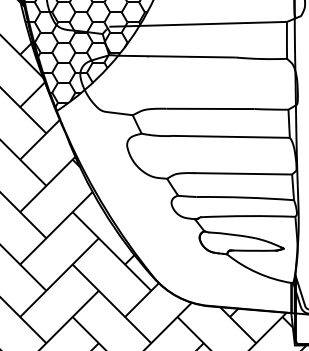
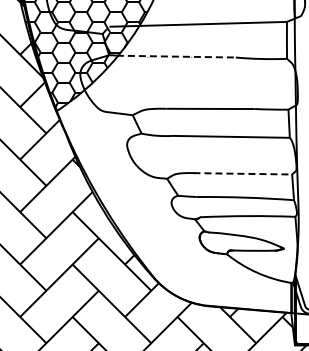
line: solid -> dashed (176, 56)
line: solid -> dashed (243, 173)
